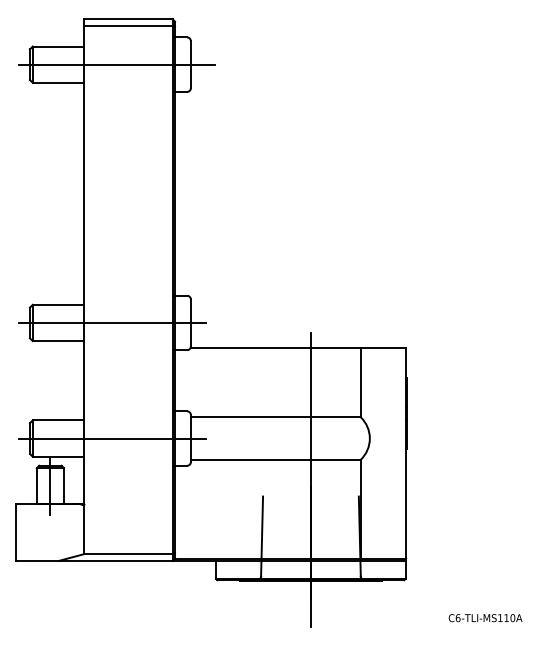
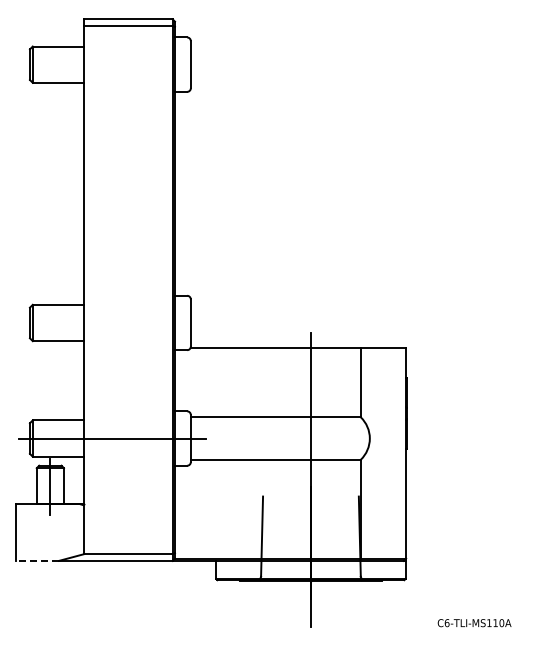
line: present -> none (117, 64)
line: present -> none (112, 323)
line: solid -> dashed (37, 560)
text position: (485, 618) -> (474, 623) (474, 623)
